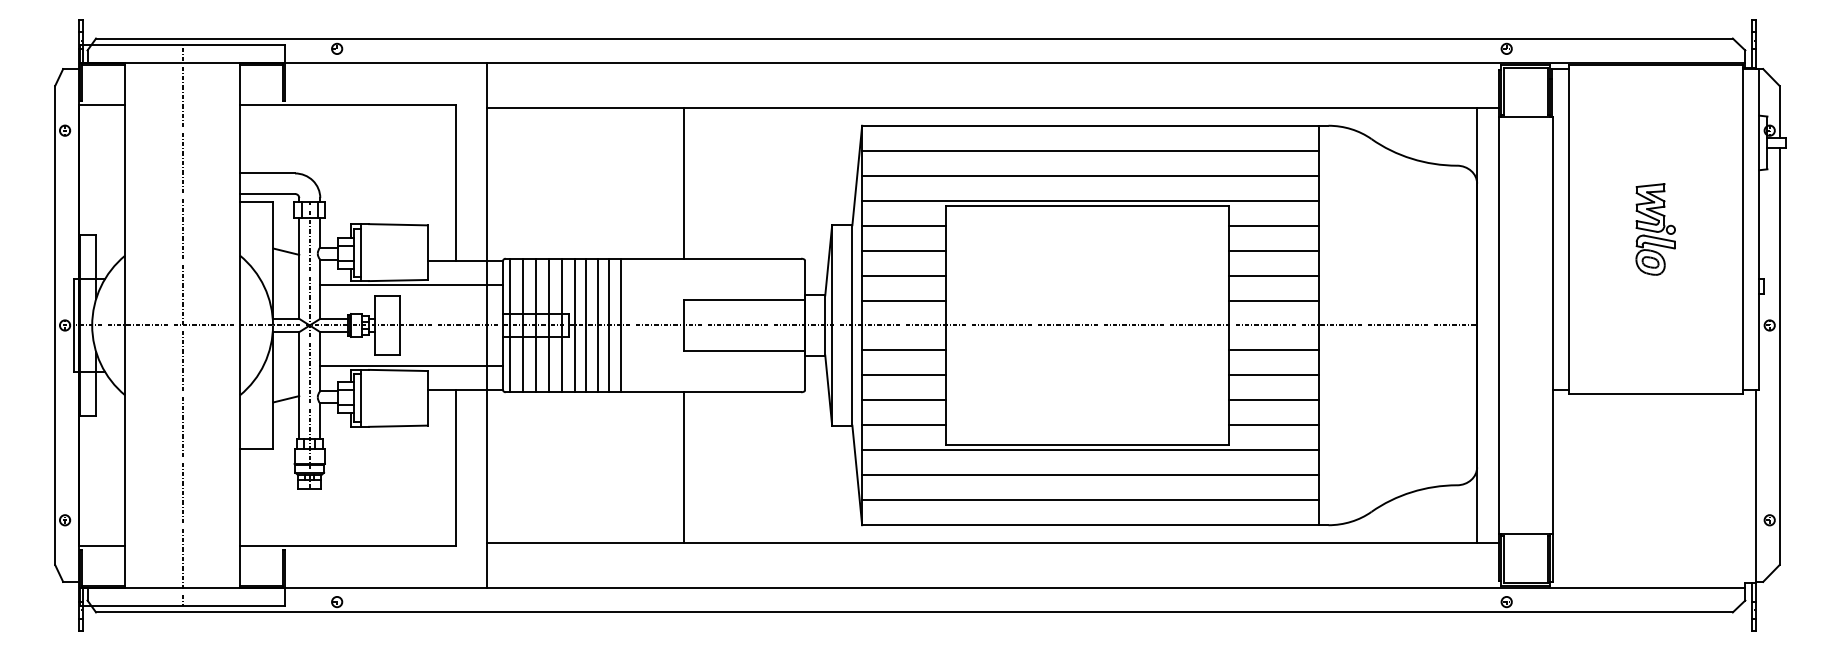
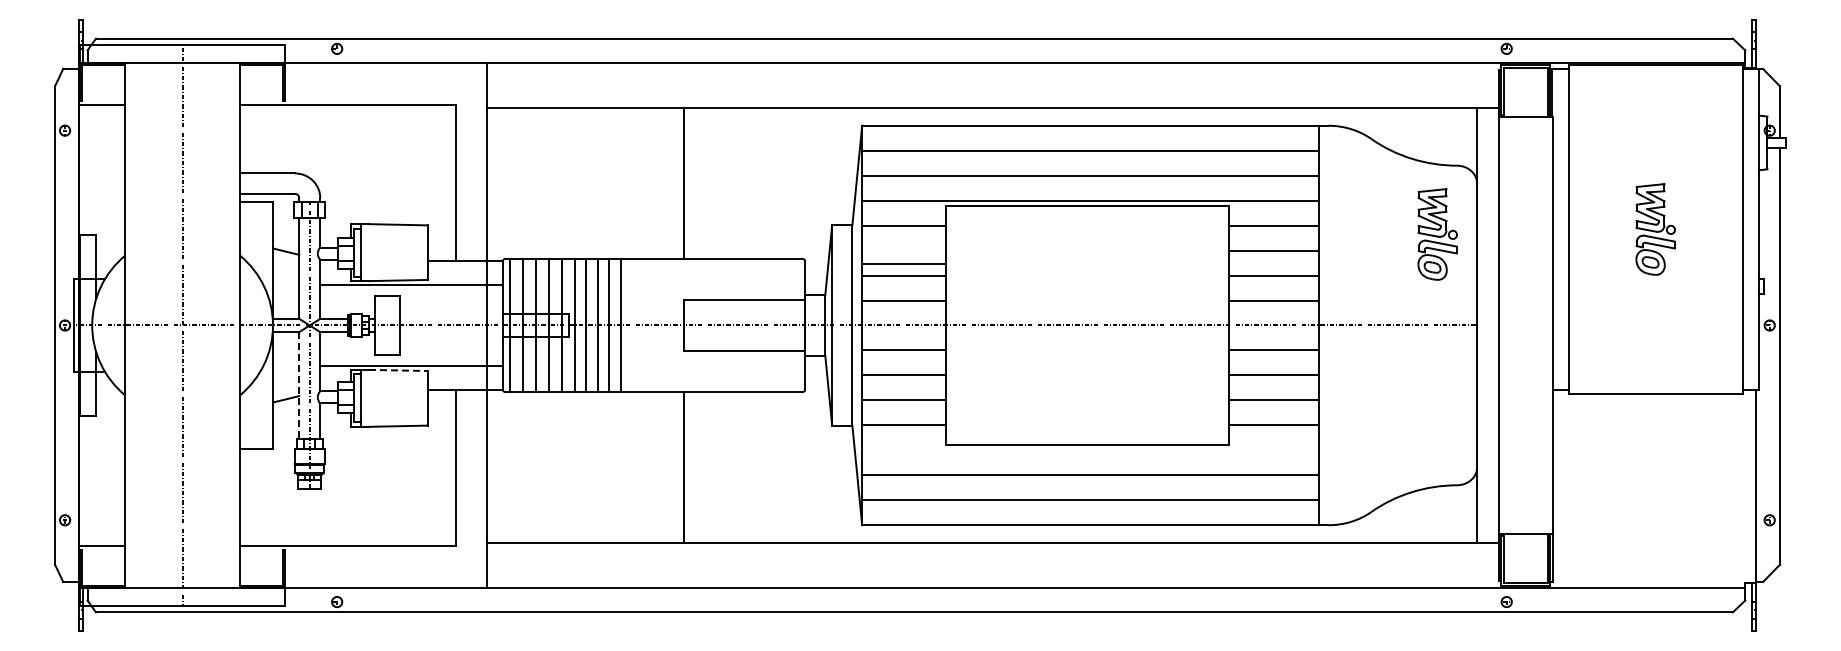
part: none -> present (1437, 234)
line position: (904, 250) -> (904, 263) (904, 263)
line: solid -> dashed (398, 370)
line: solid -> dashed (299, 385)
line: present -> none (1090, 450)
